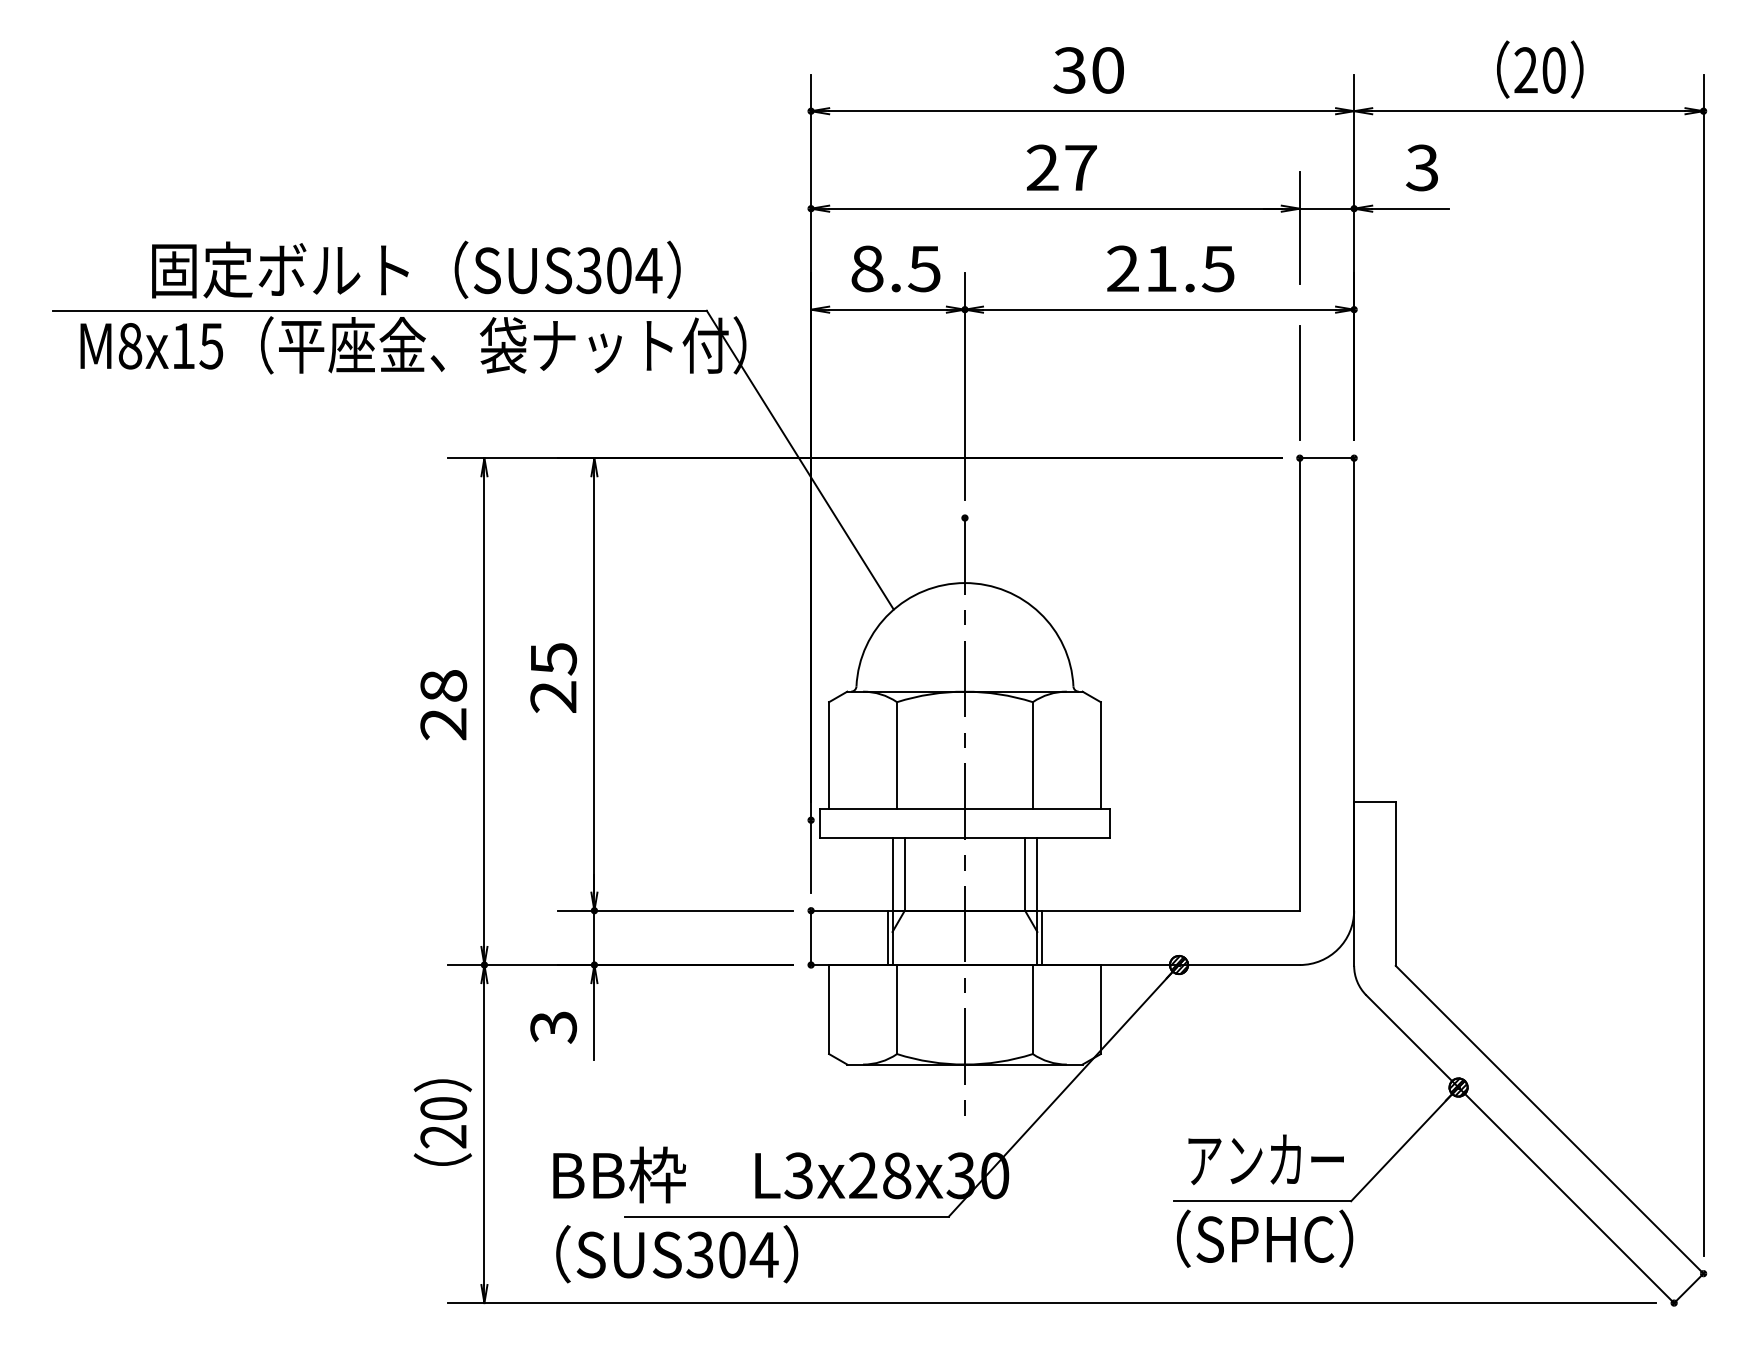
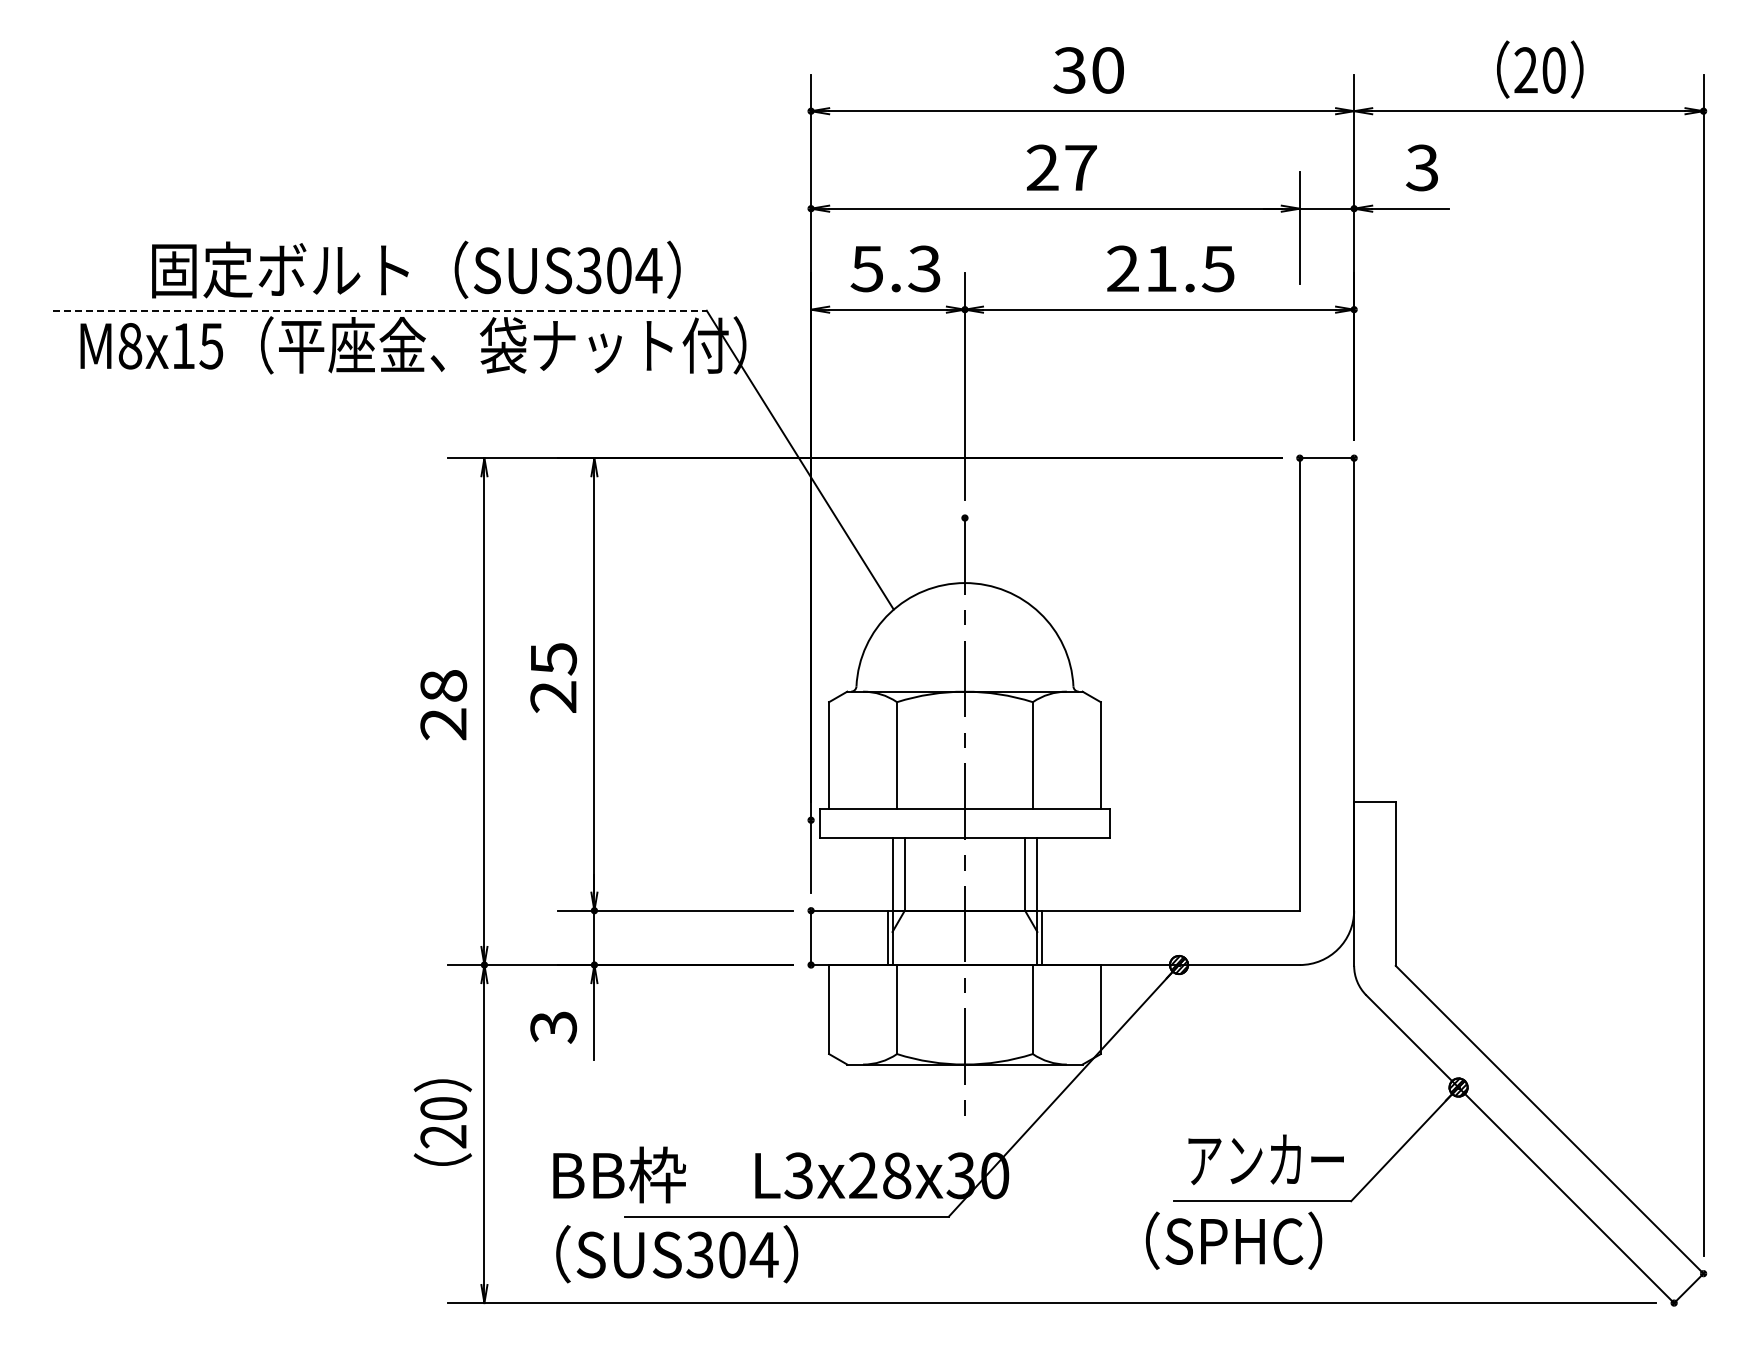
text: 8.5 -> 5.3 (895, 268)
line: solid -> dashed (380, 310)
line: present -> none (1299, 383)
text position: (1265, 1238) -> (1234, 1240) (1234, 1240)
